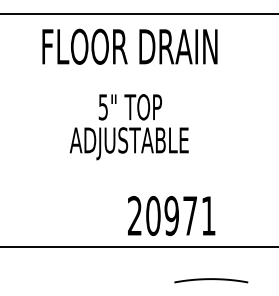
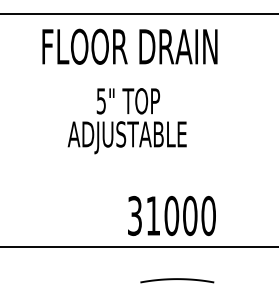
text position: (128, 127) -> (126, 121) (126, 121)
text: 20971 -> 31000 (171, 215)
curve position: (211, 279) -> (177, 279) (177, 279)
